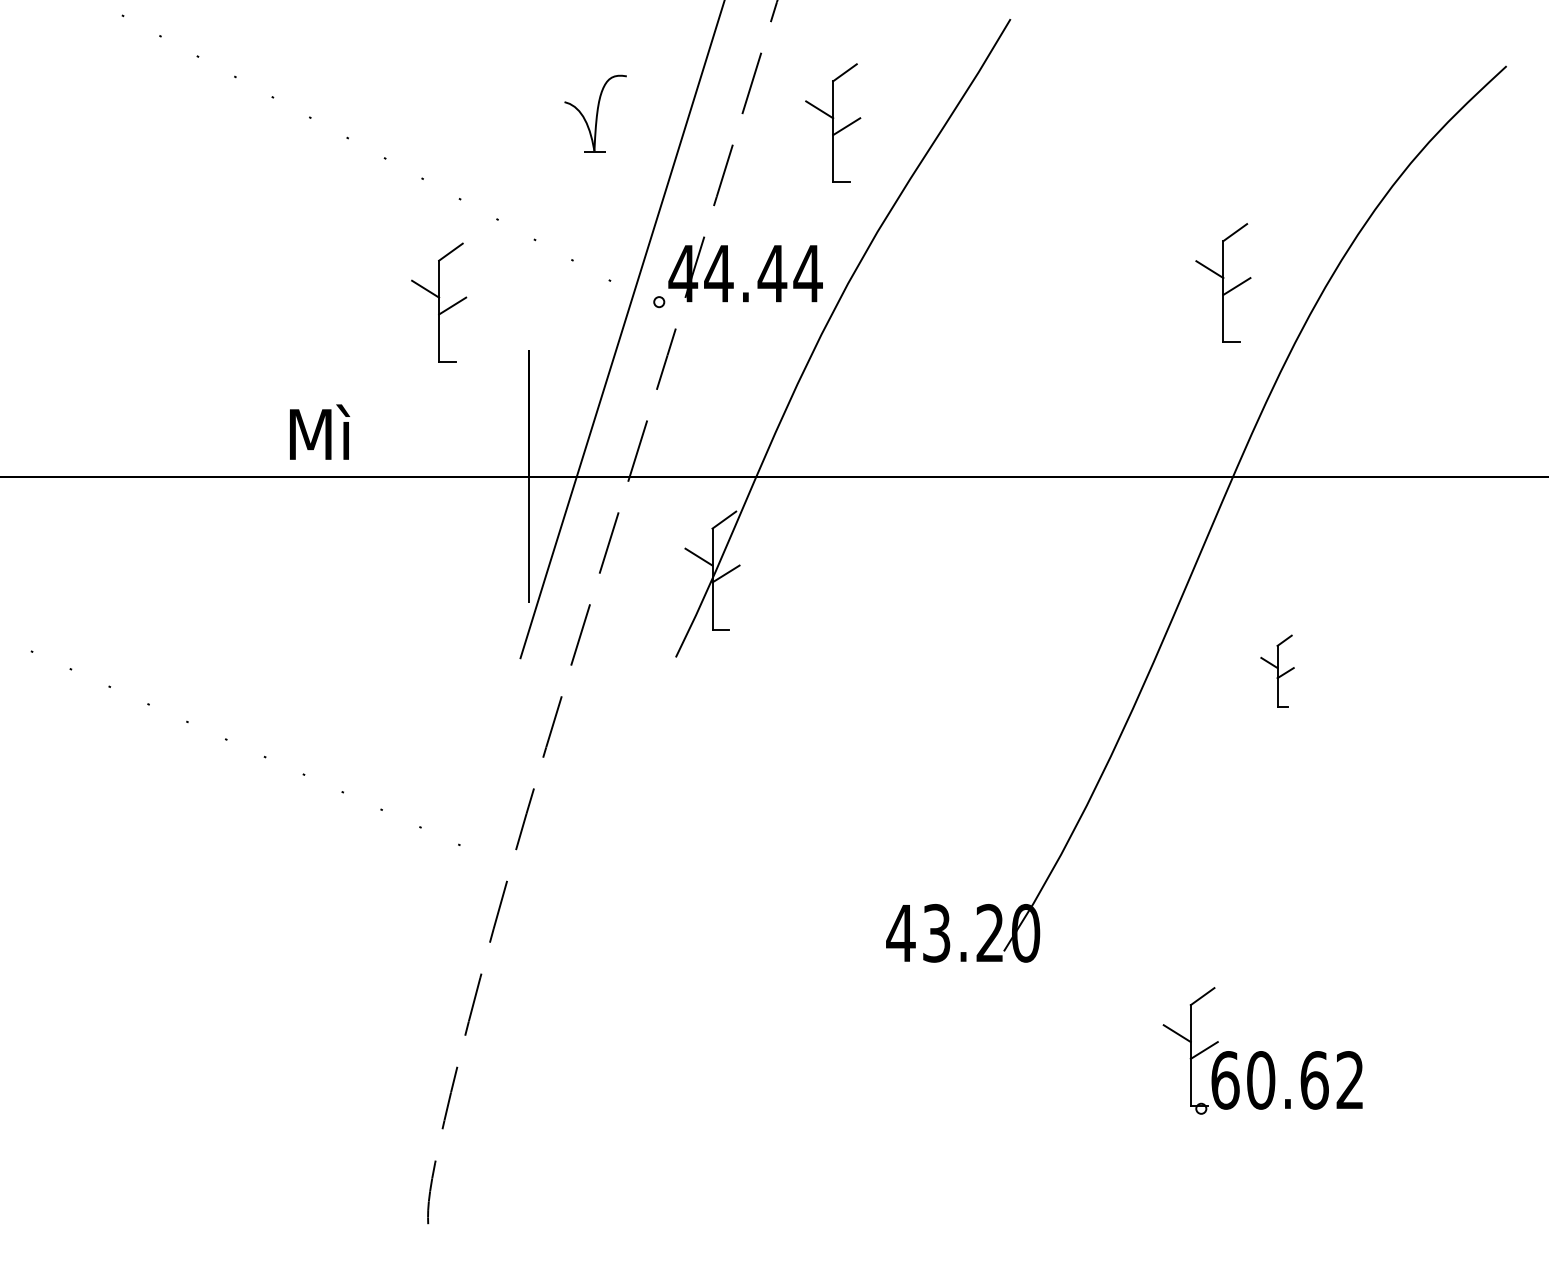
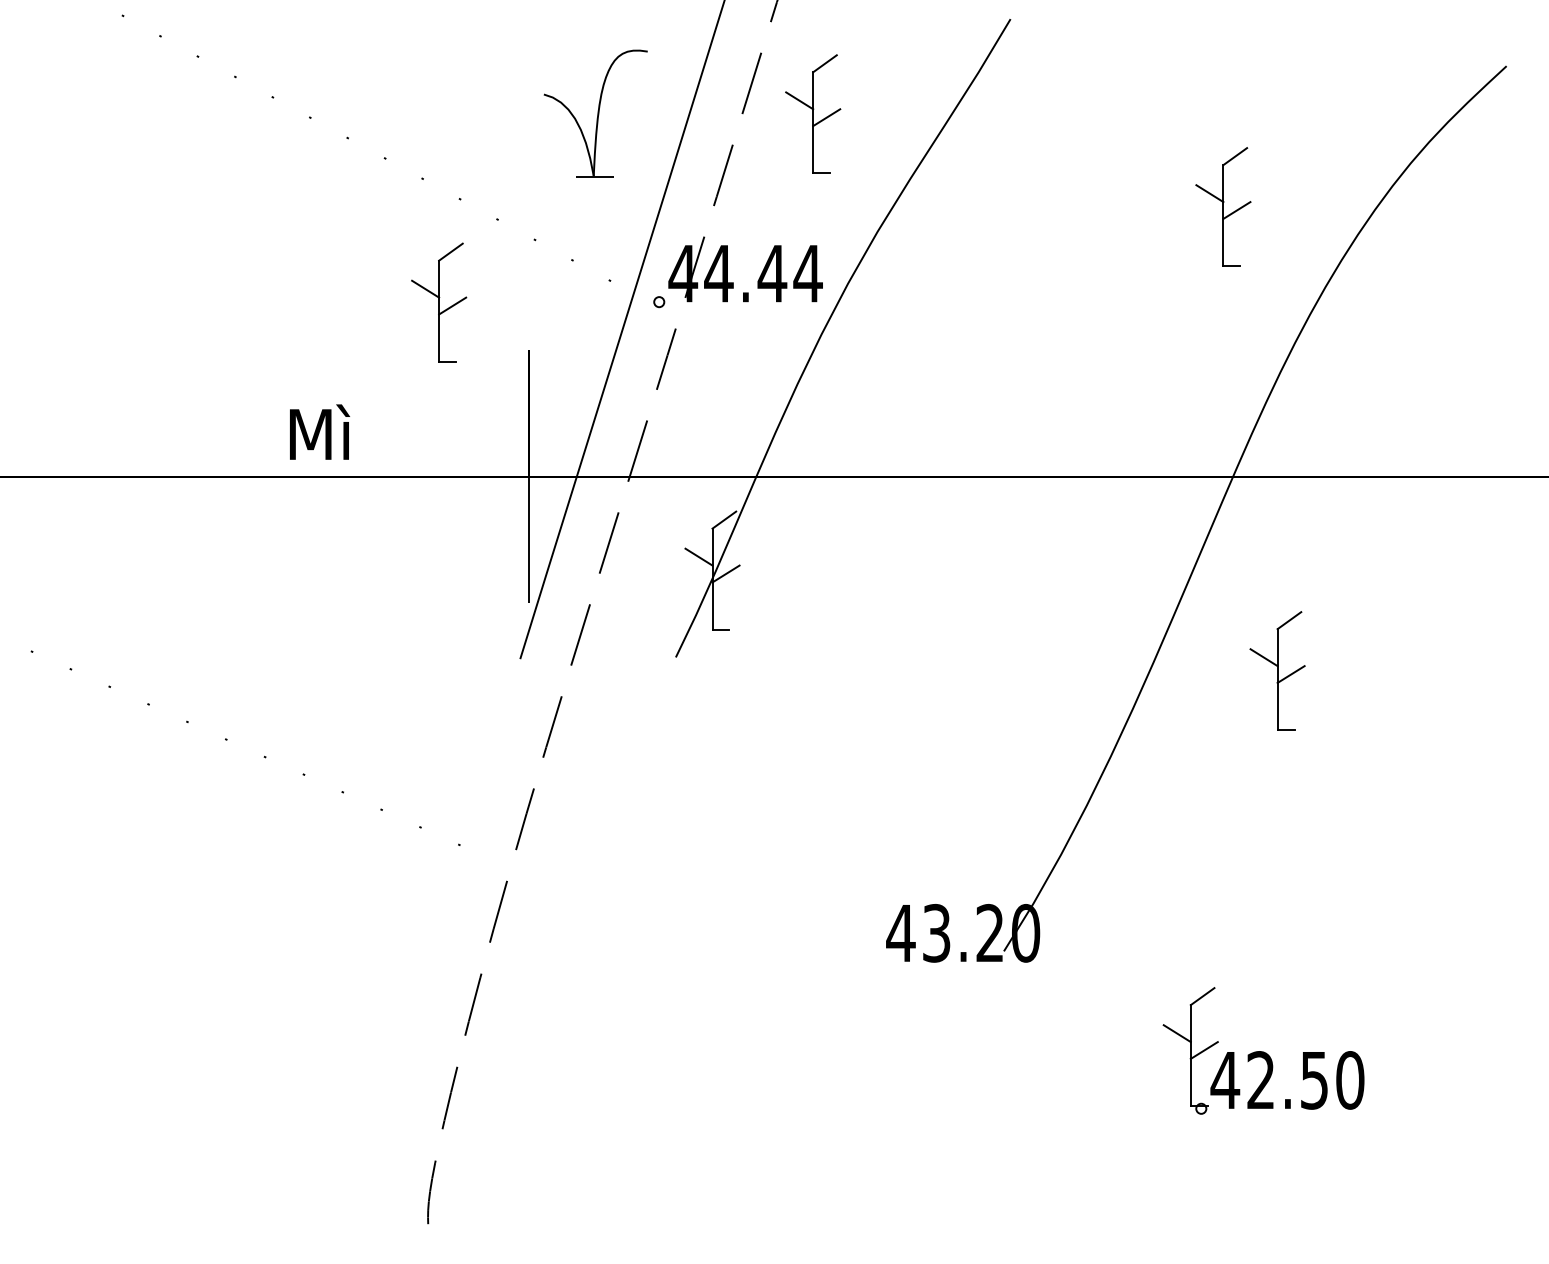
part size: 63x79 px -> 105x129 px (595, 113)
part position: (833, 122) -> (813, 113) (813, 113)
part position: (1223, 282) -> (1223, 206) (1223, 206)
part size: 35x74 px -> 57x120 px (1277, 670)
text: 60.62 -> 42.50 (1287, 1080)
